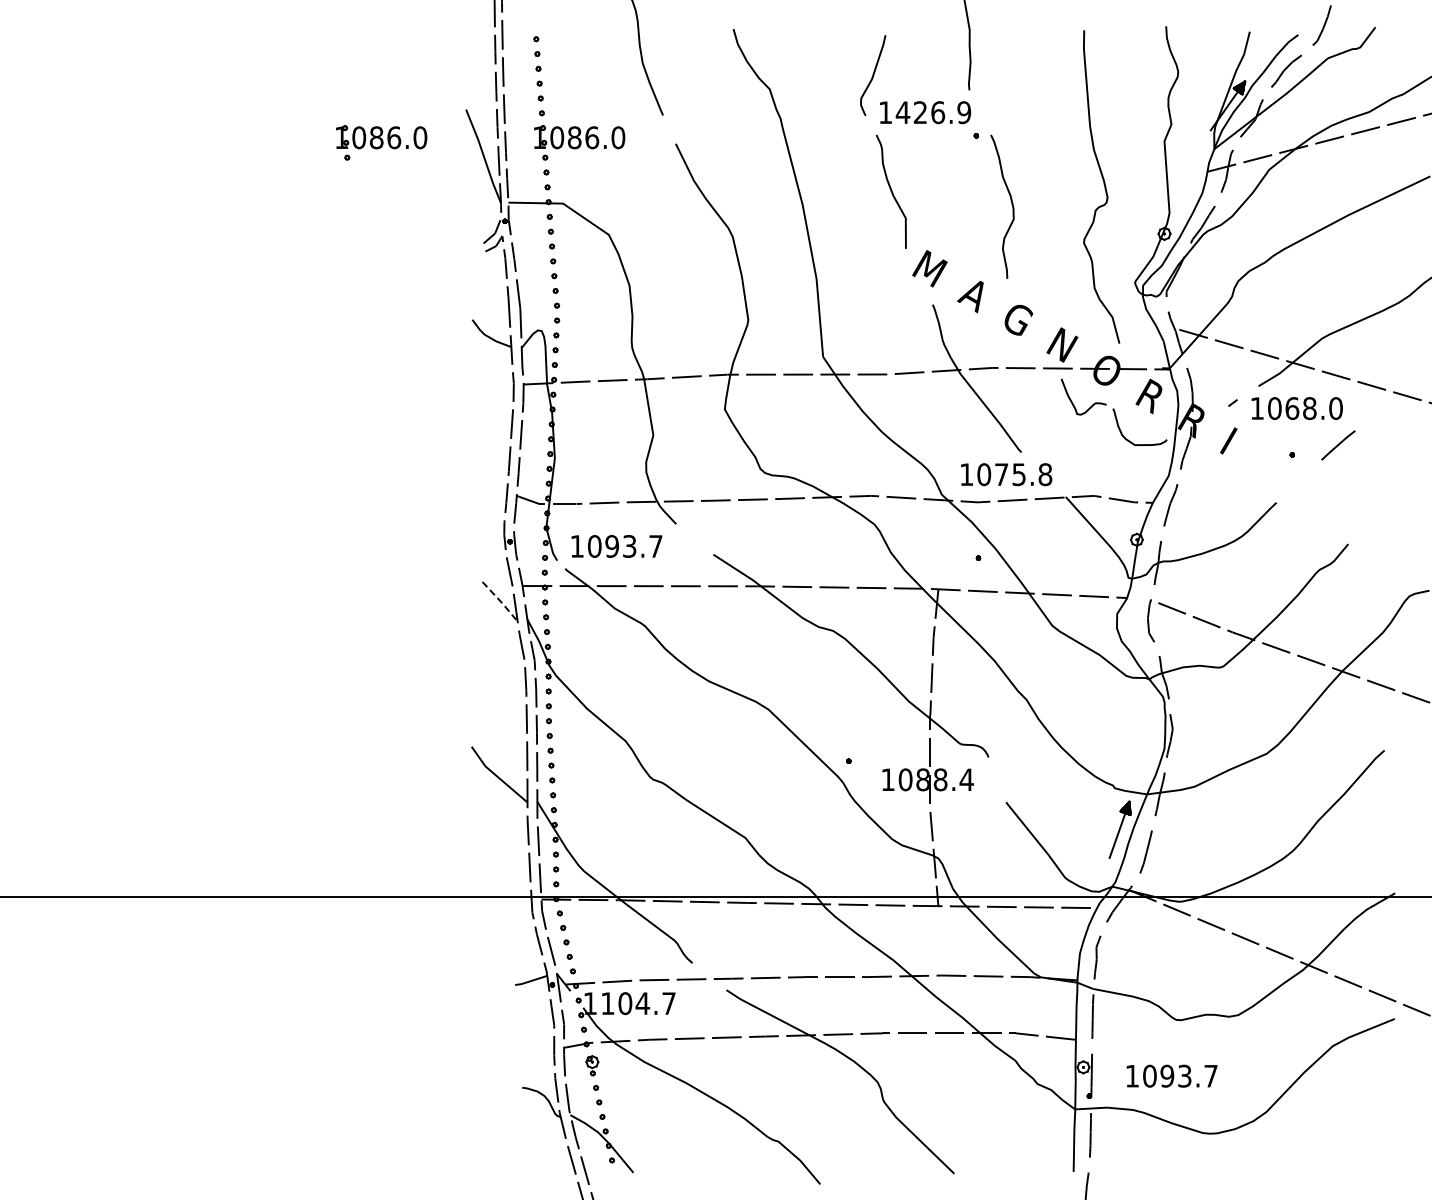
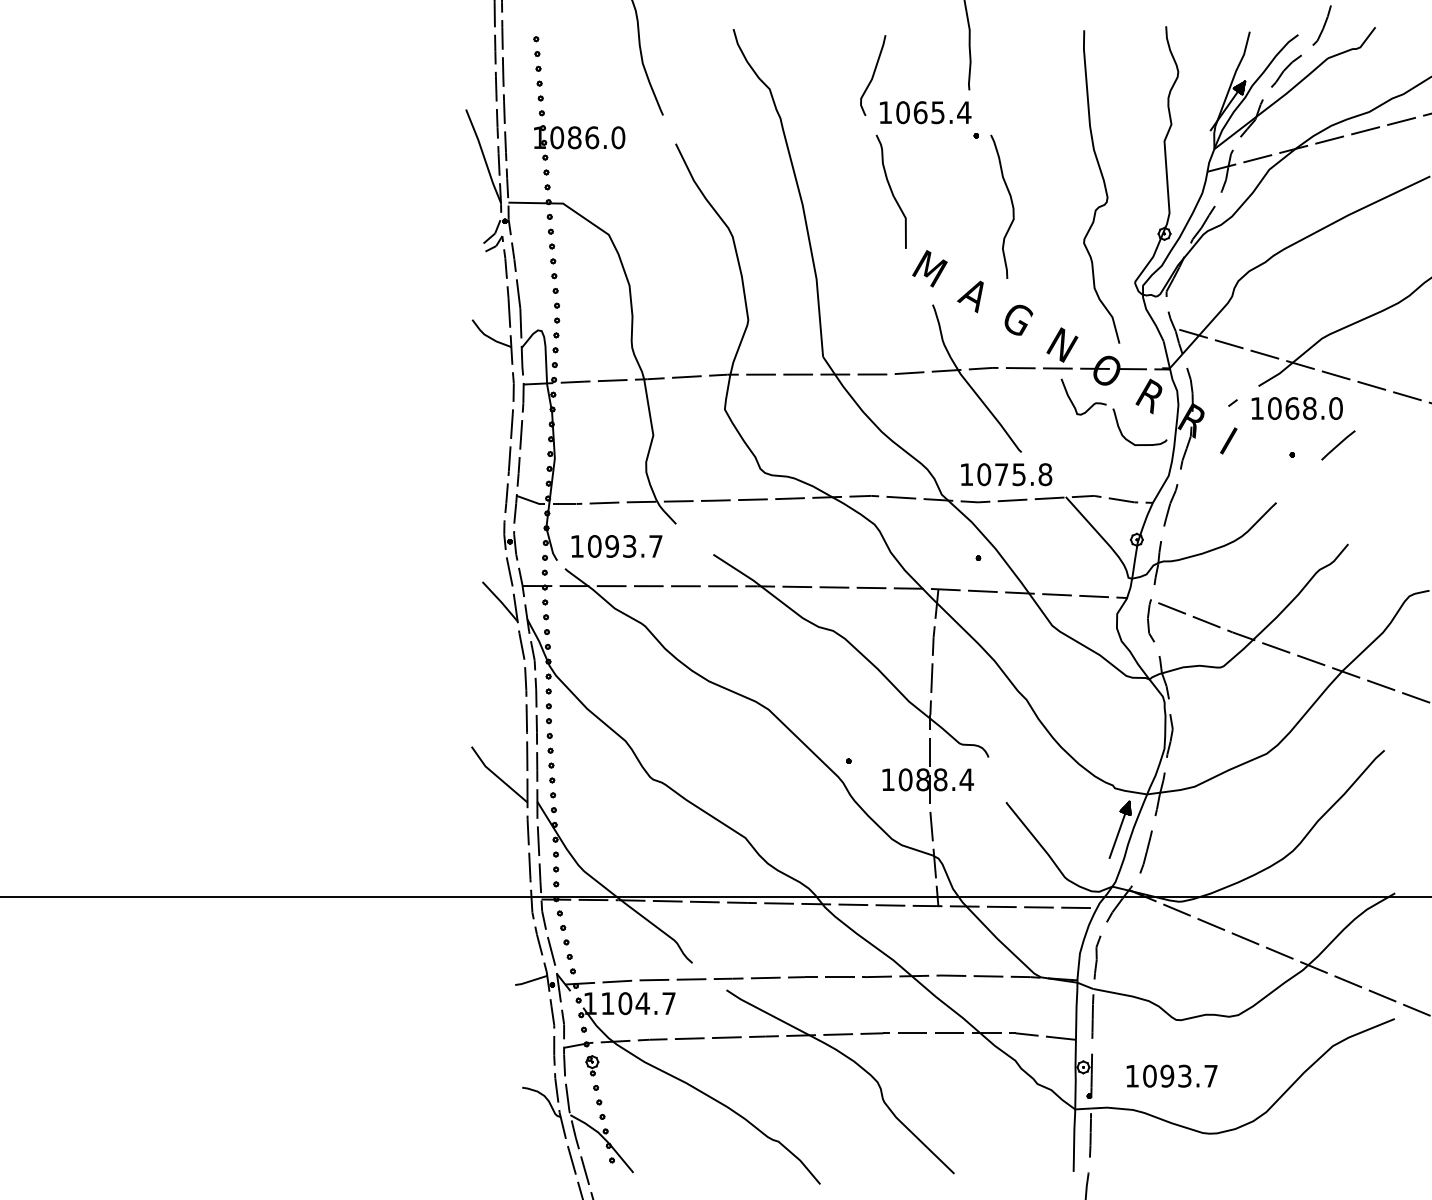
text: 1426.9 -> 1065.4 (933, 112)
part: present -> none (381, 142)
line: dashed -> solid (501, 602)
